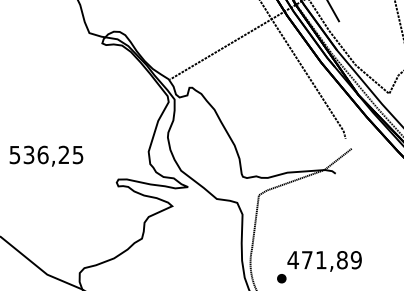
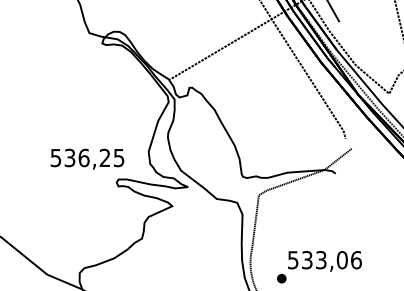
text position: (46, 155) -> (87, 158) (87, 158)
text: 471,89 -> 533,06 (324, 260)
